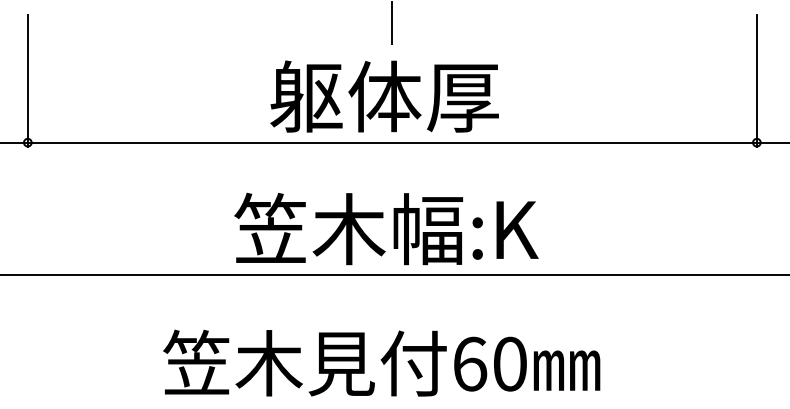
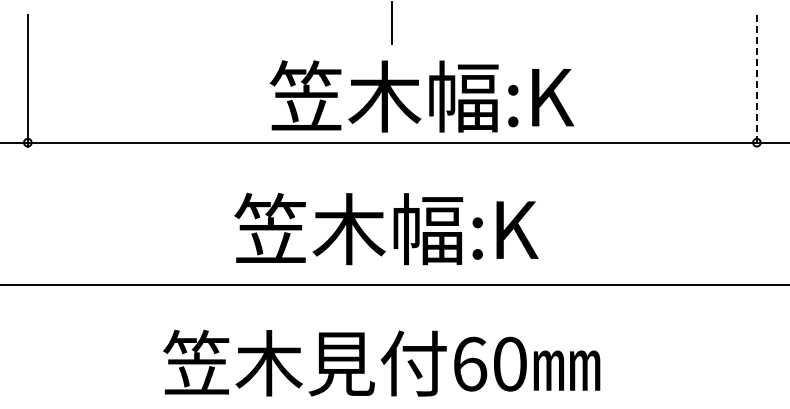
line: solid -> dashed (756, 81)
text: 躯体厚 -> 笠木幅:K (421, 96)
line position: (394, 275) -> (394, 285) (394, 285)
